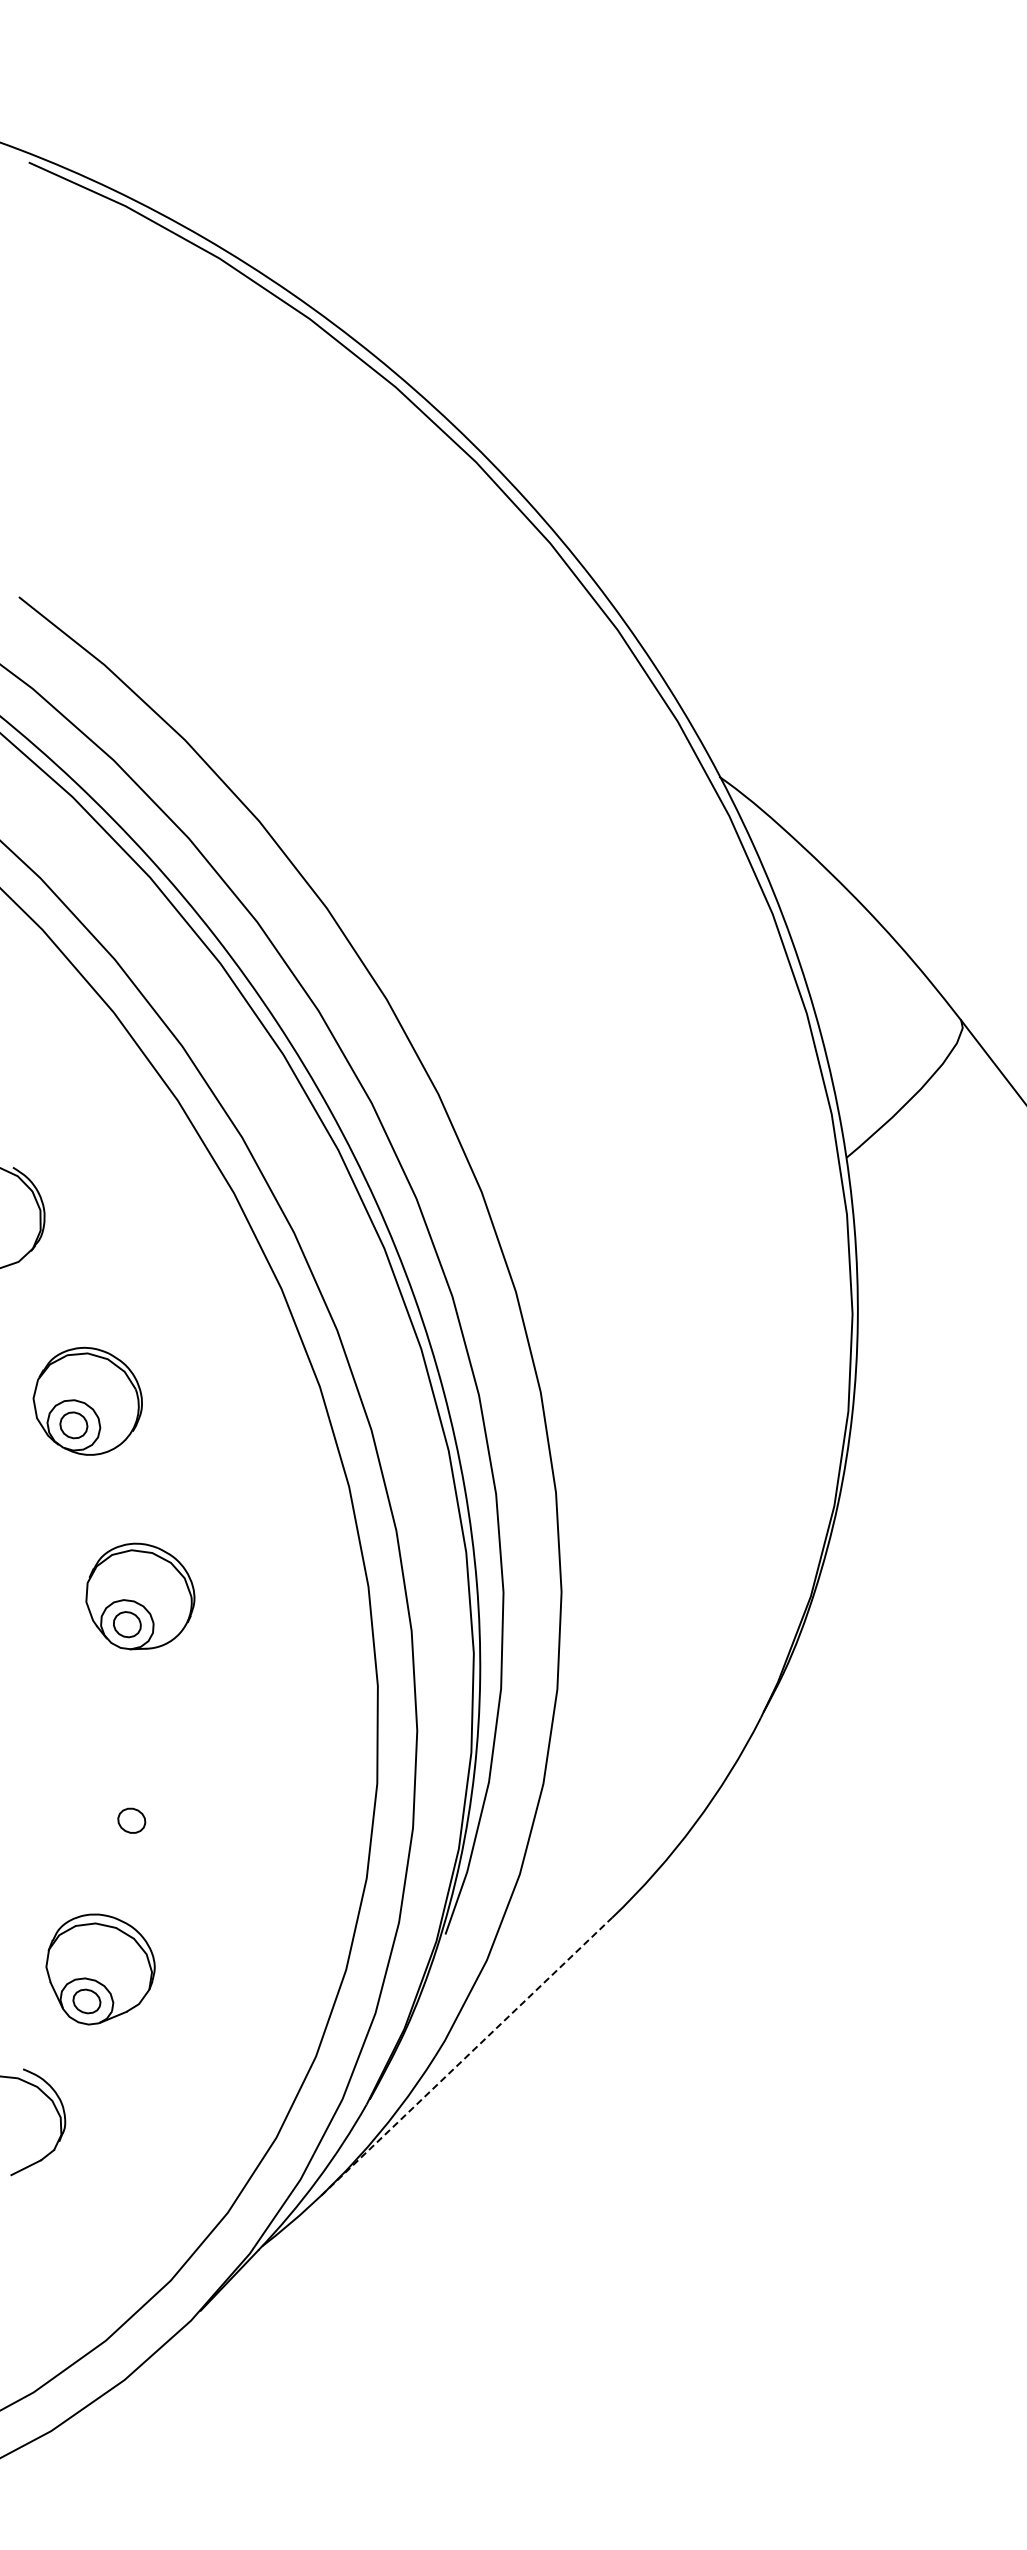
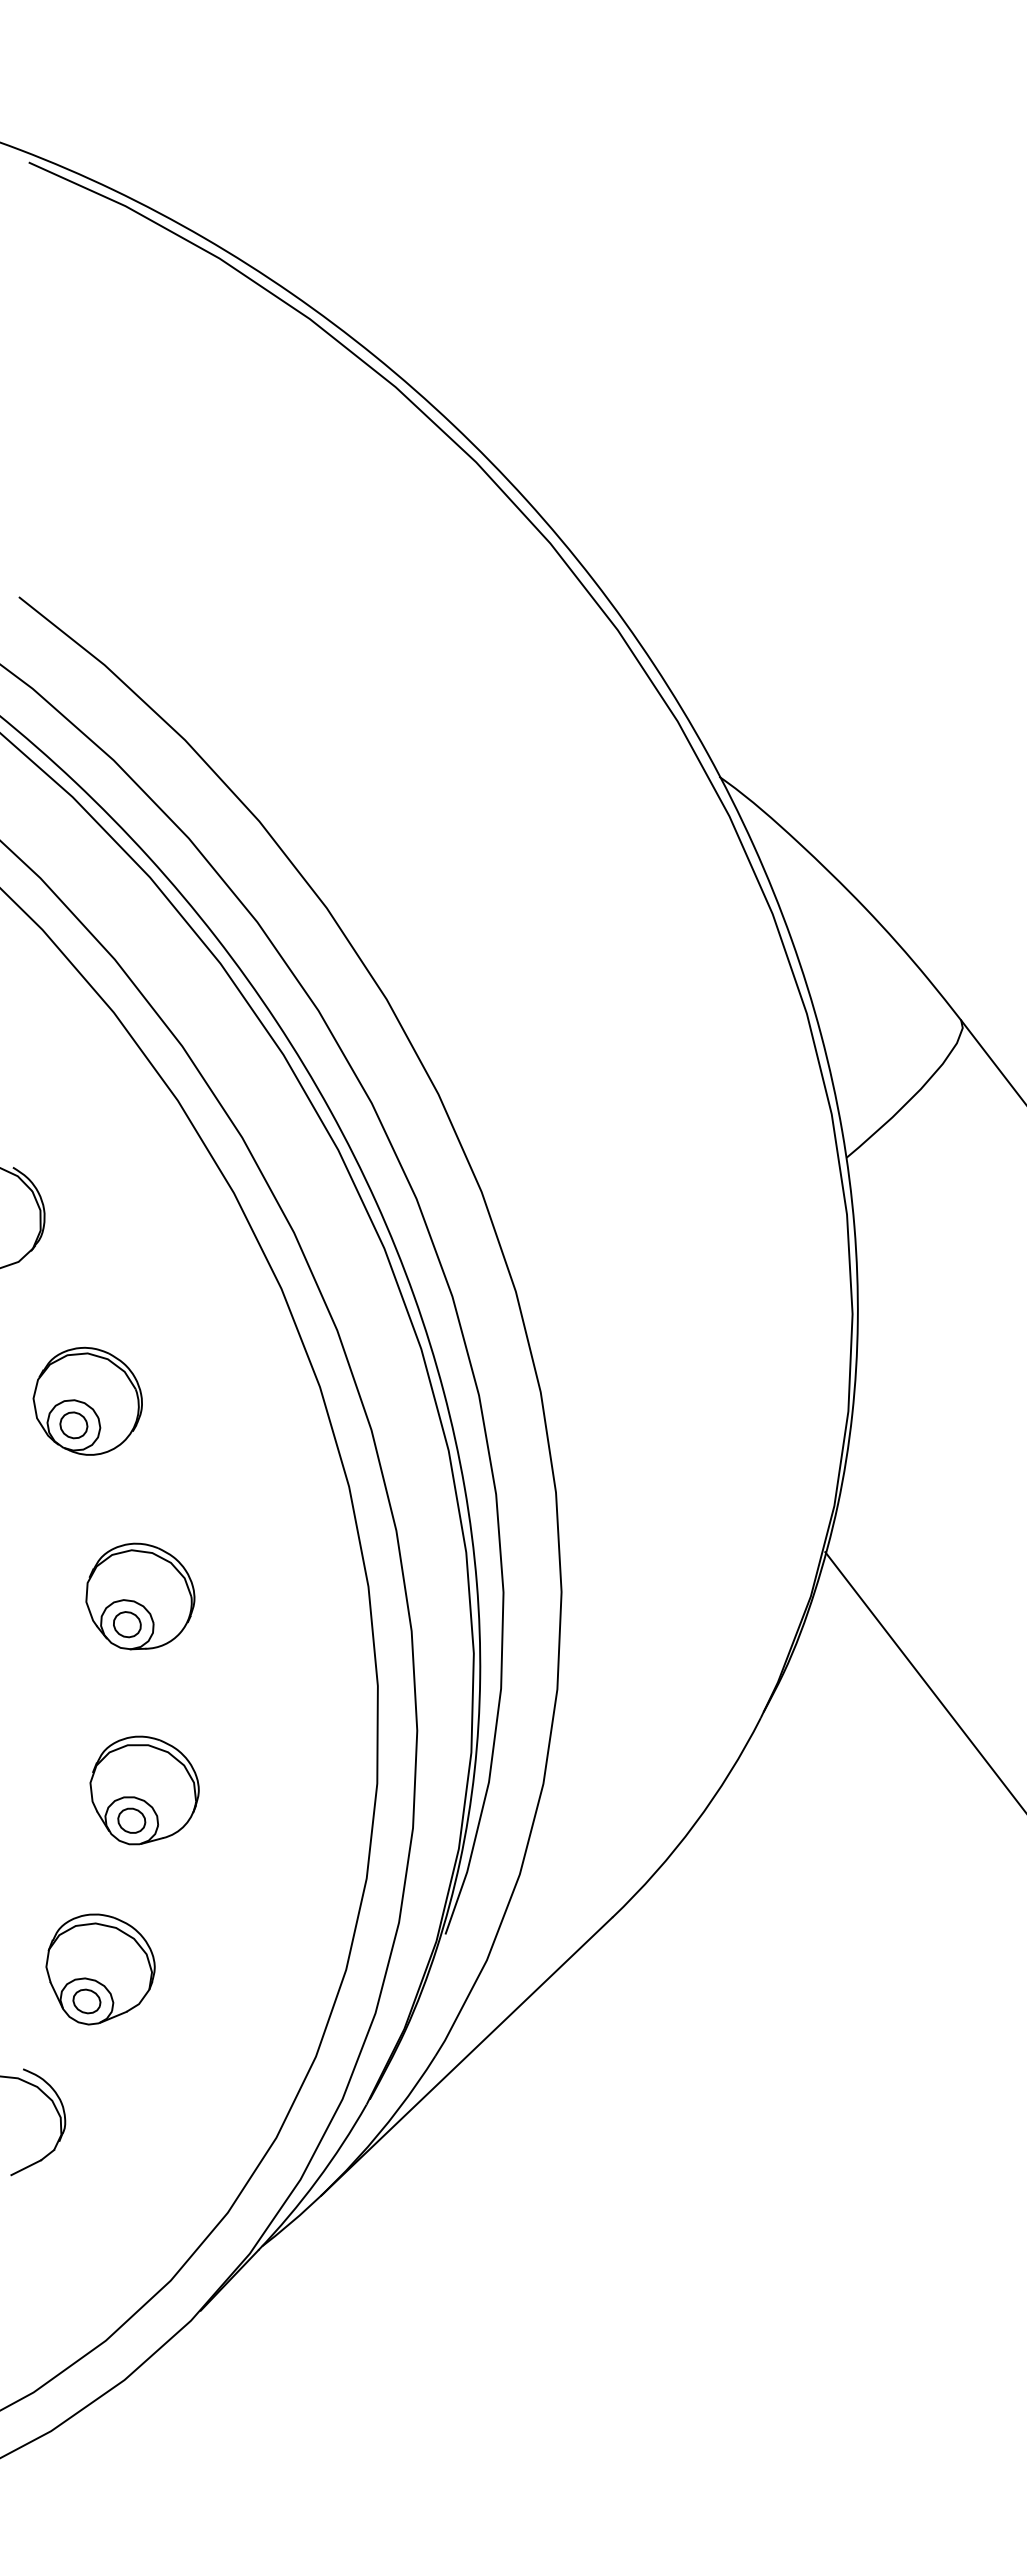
line: none -> present (924, 1681)
part: none -> present (144, 1790)
line: dashed -> solid (467, 2056)
